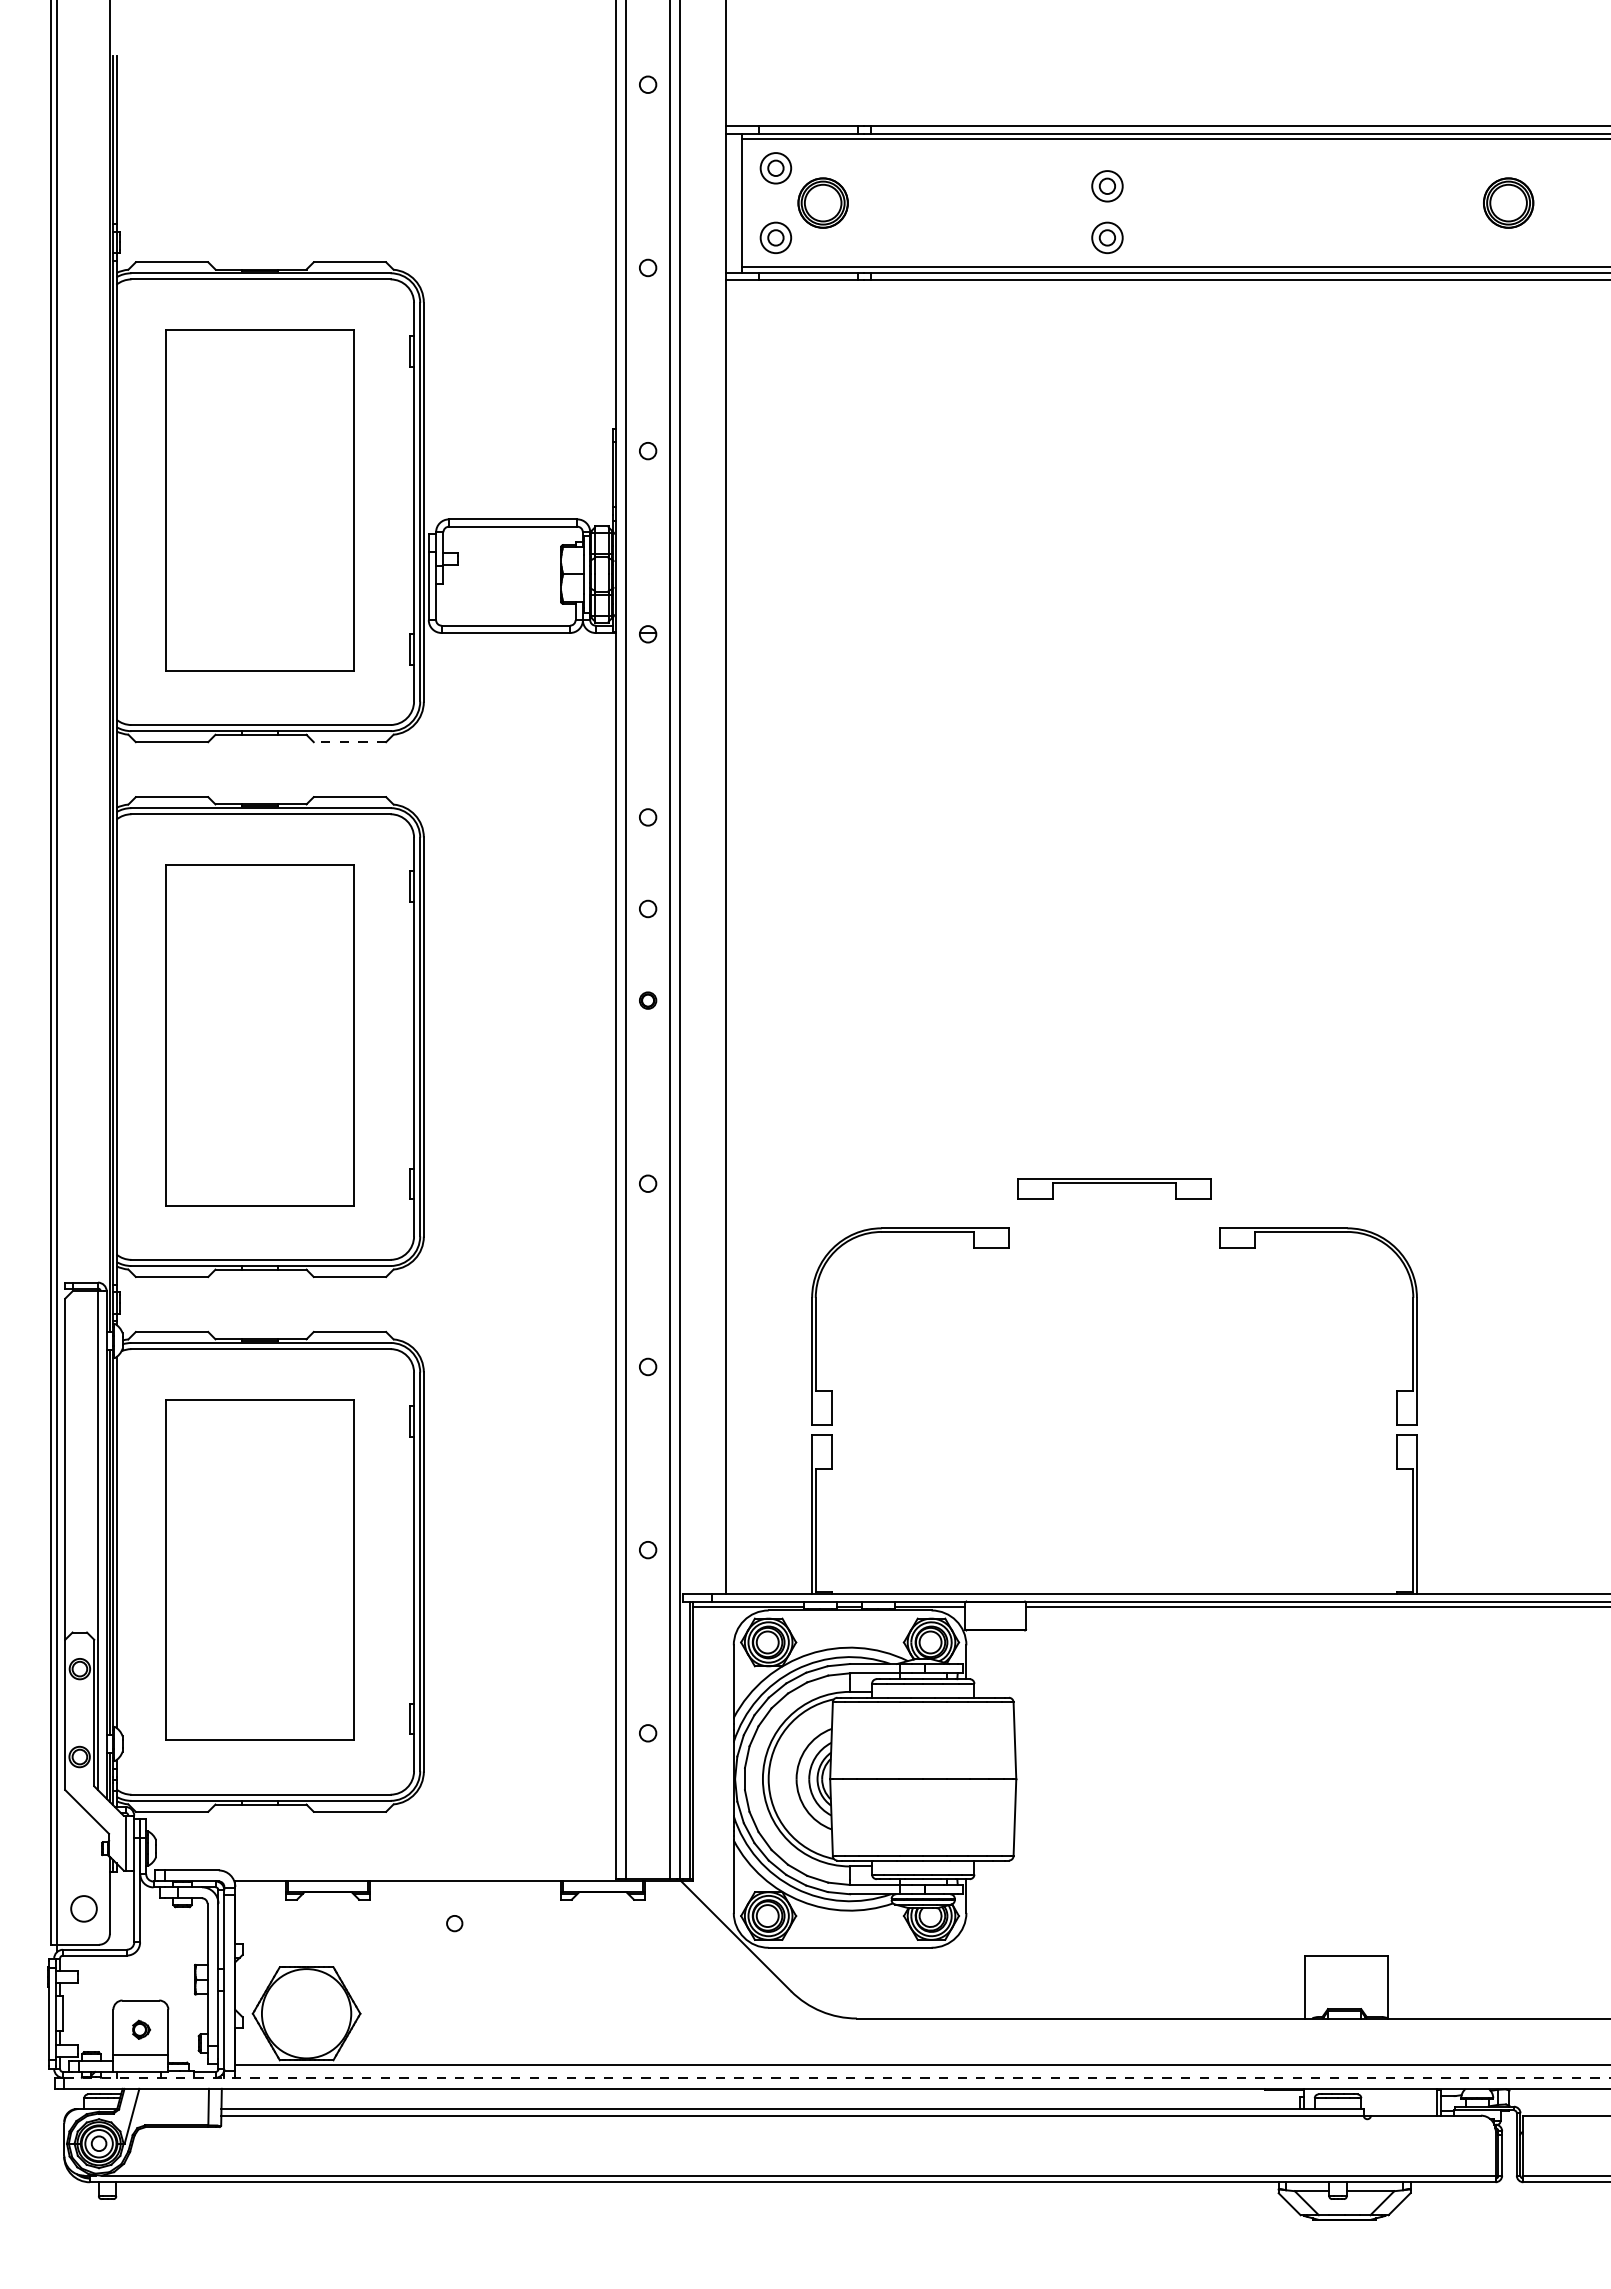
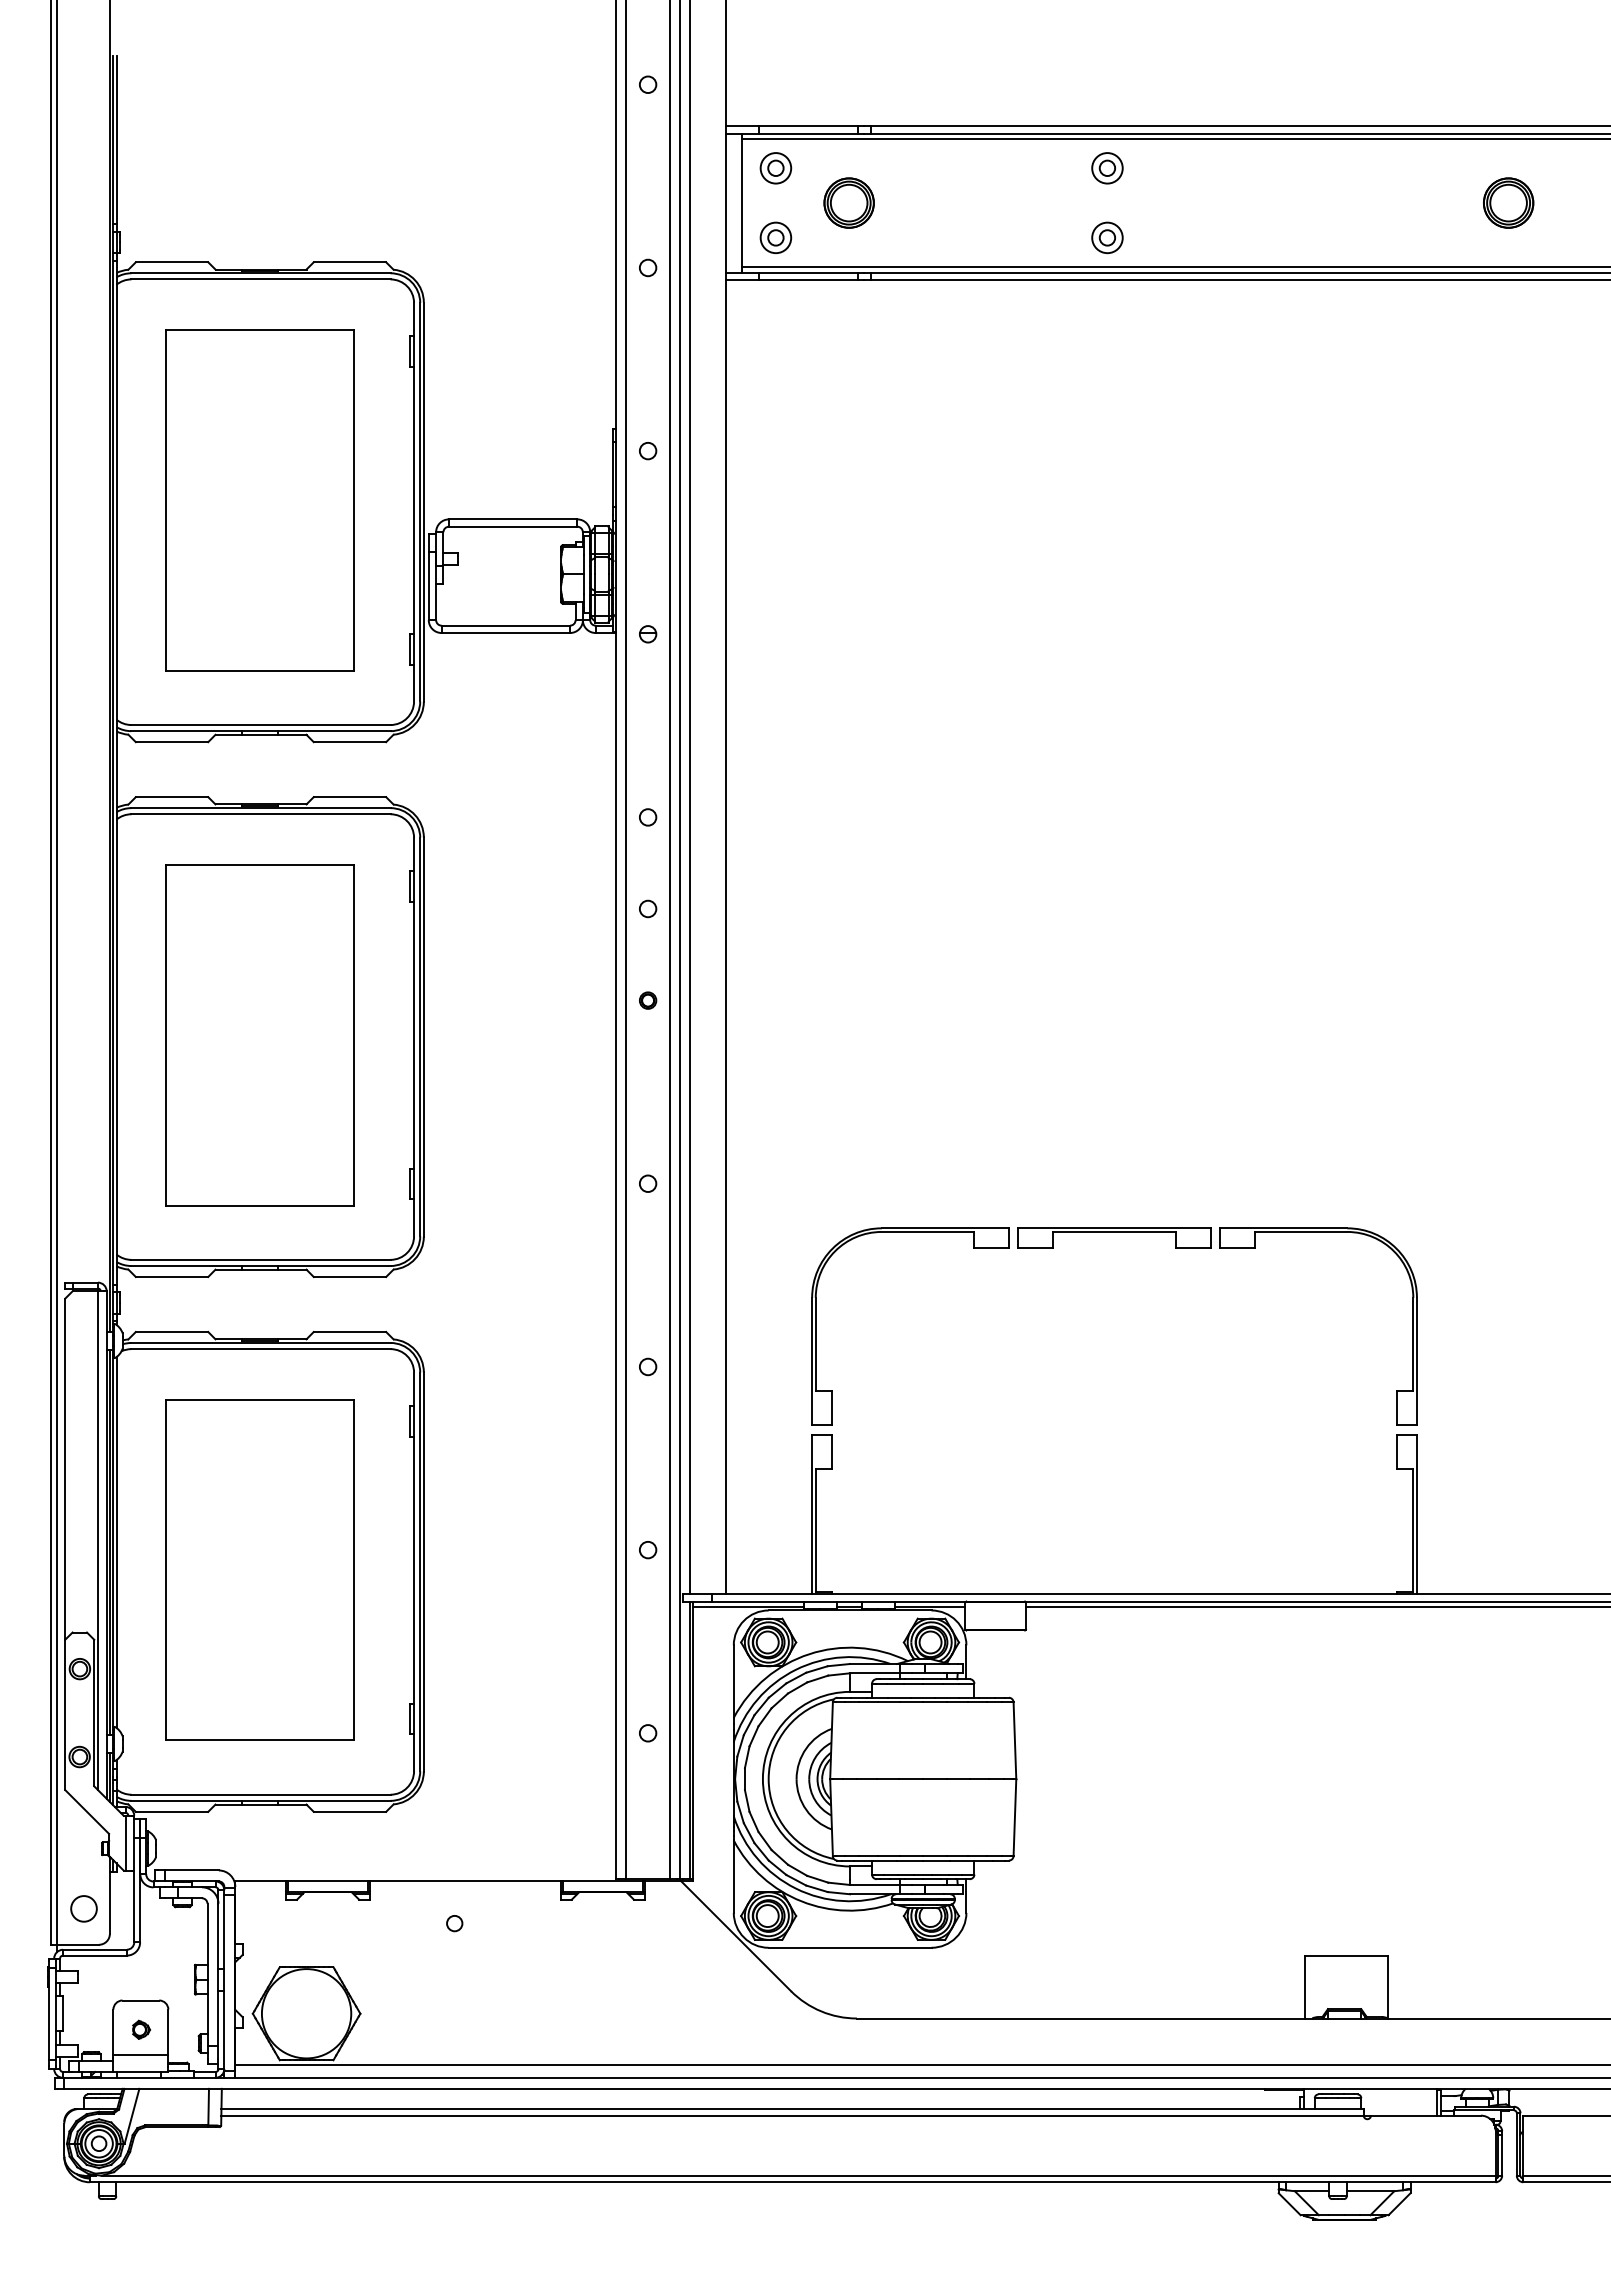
part position: (1107, 186) -> (1107, 168) (1107, 168)
part position: (822, 202) -> (848, 202) (848, 202)
line: dashed -> solid (349, 742)
line: none -> present (689, 798)
part position: (1114, 1188) -> (1114, 1237) (1114, 1237)
line: dashed -> solid (838, 2077)
